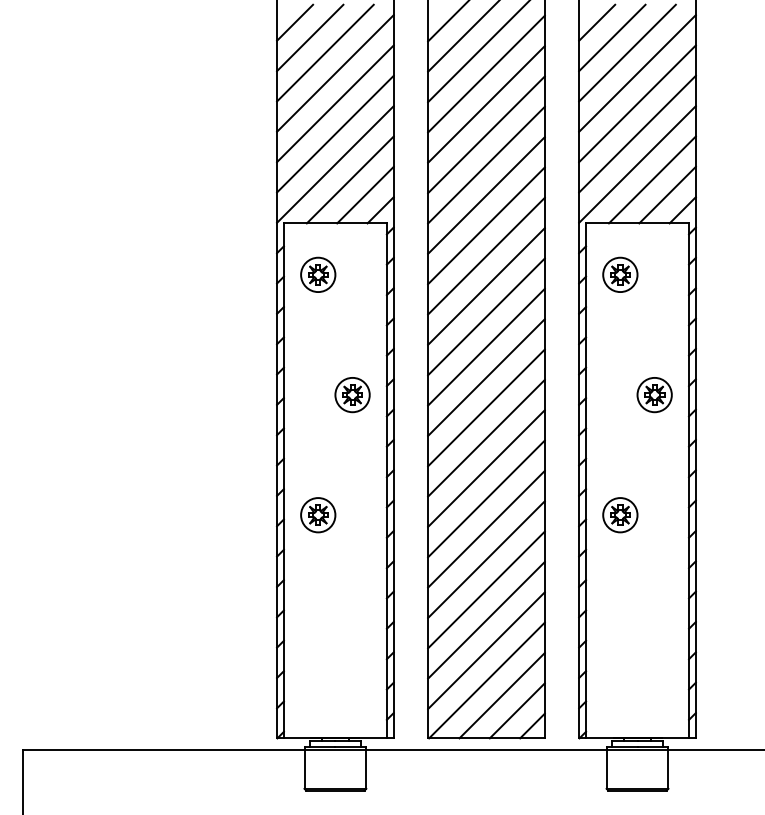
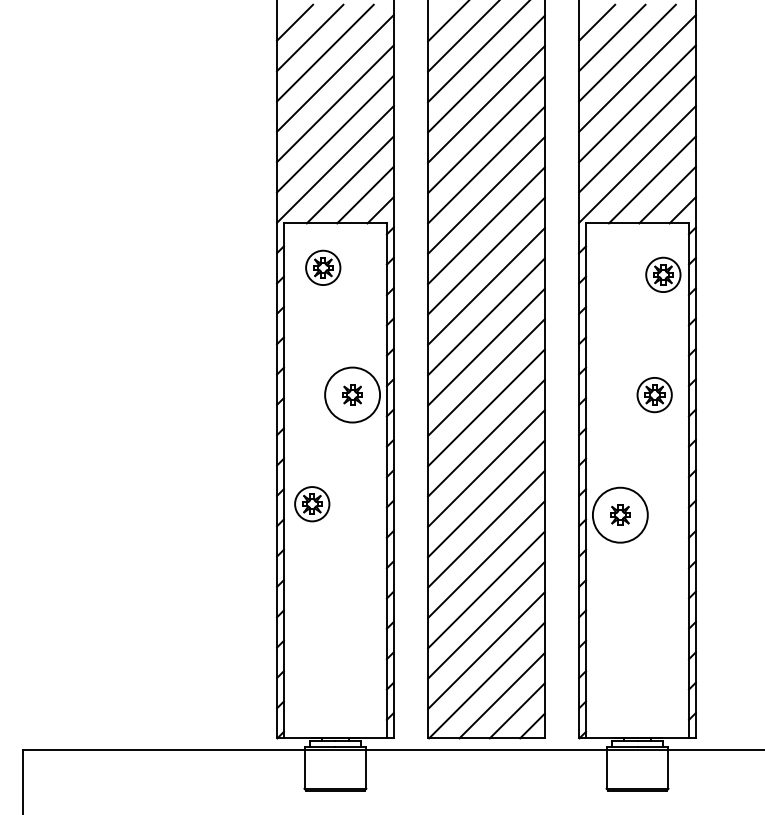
part position: (318, 274) -> (323, 267) (323, 267)
part position: (620, 274) -> (663, 274) (663, 274)
circle diameter: 34 px -> 55 px (352, 394)
part position: (318, 515) -> (312, 504) (312, 504)
circle diameter: 34 px -> 55 px (619, 514)
